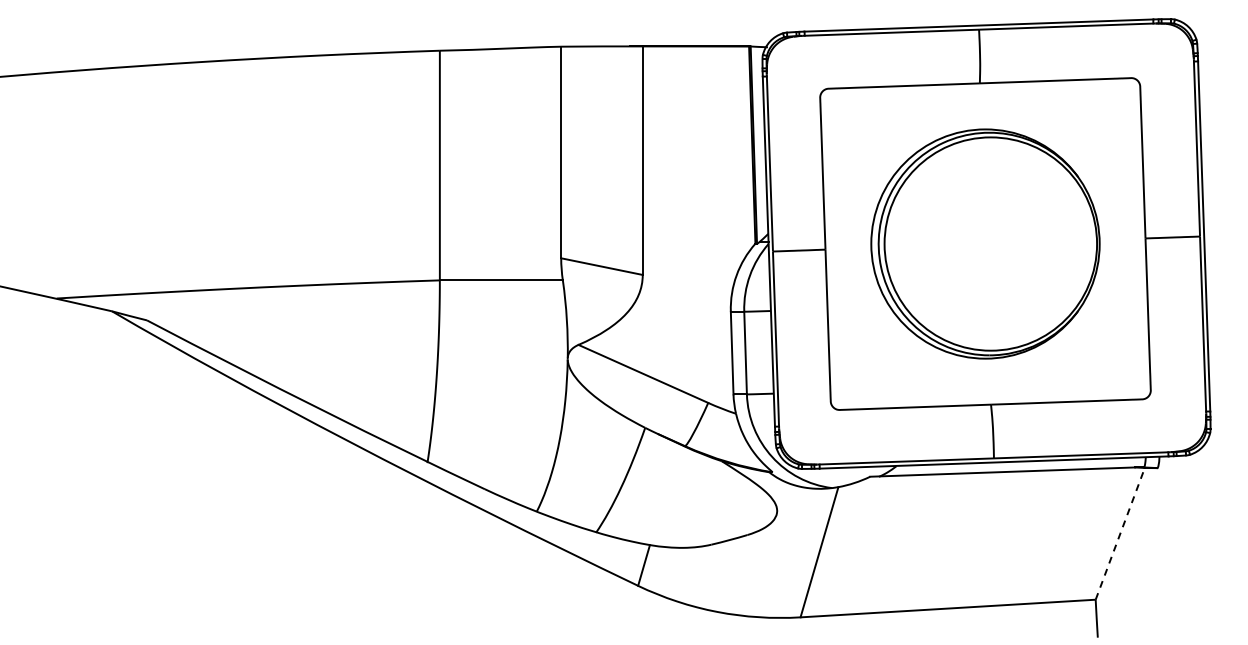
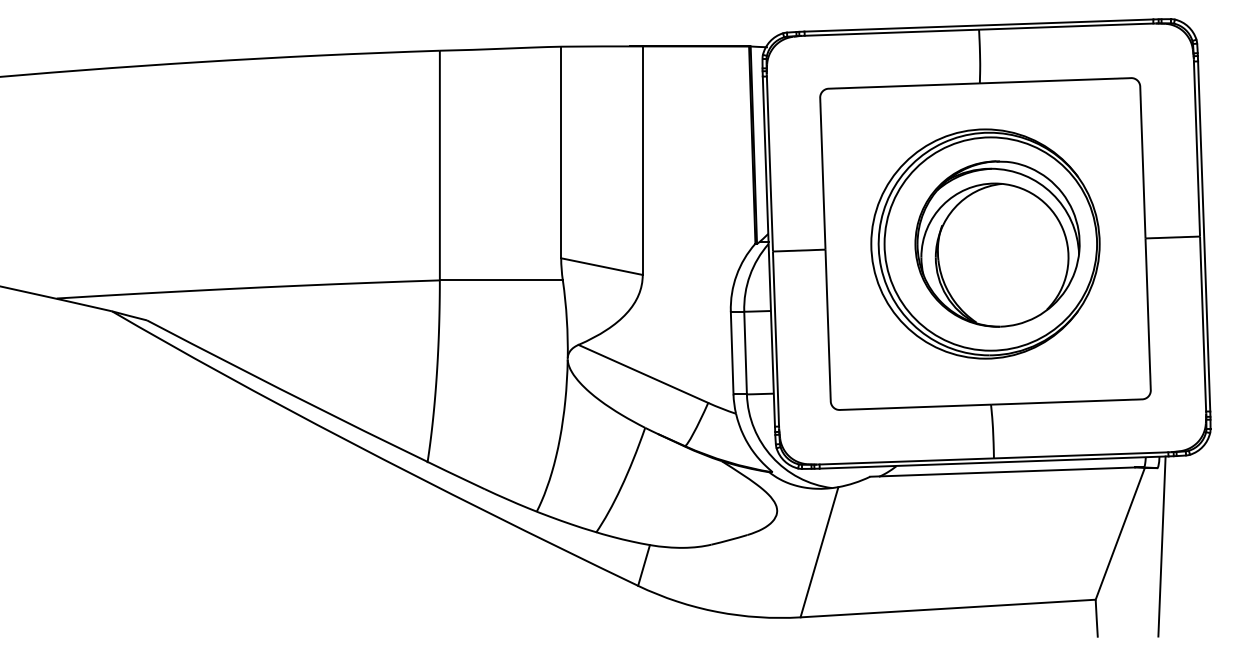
part: none -> present (997, 243)
line: dashed -> solid (1120, 533)
line: none -> present (1161, 546)
